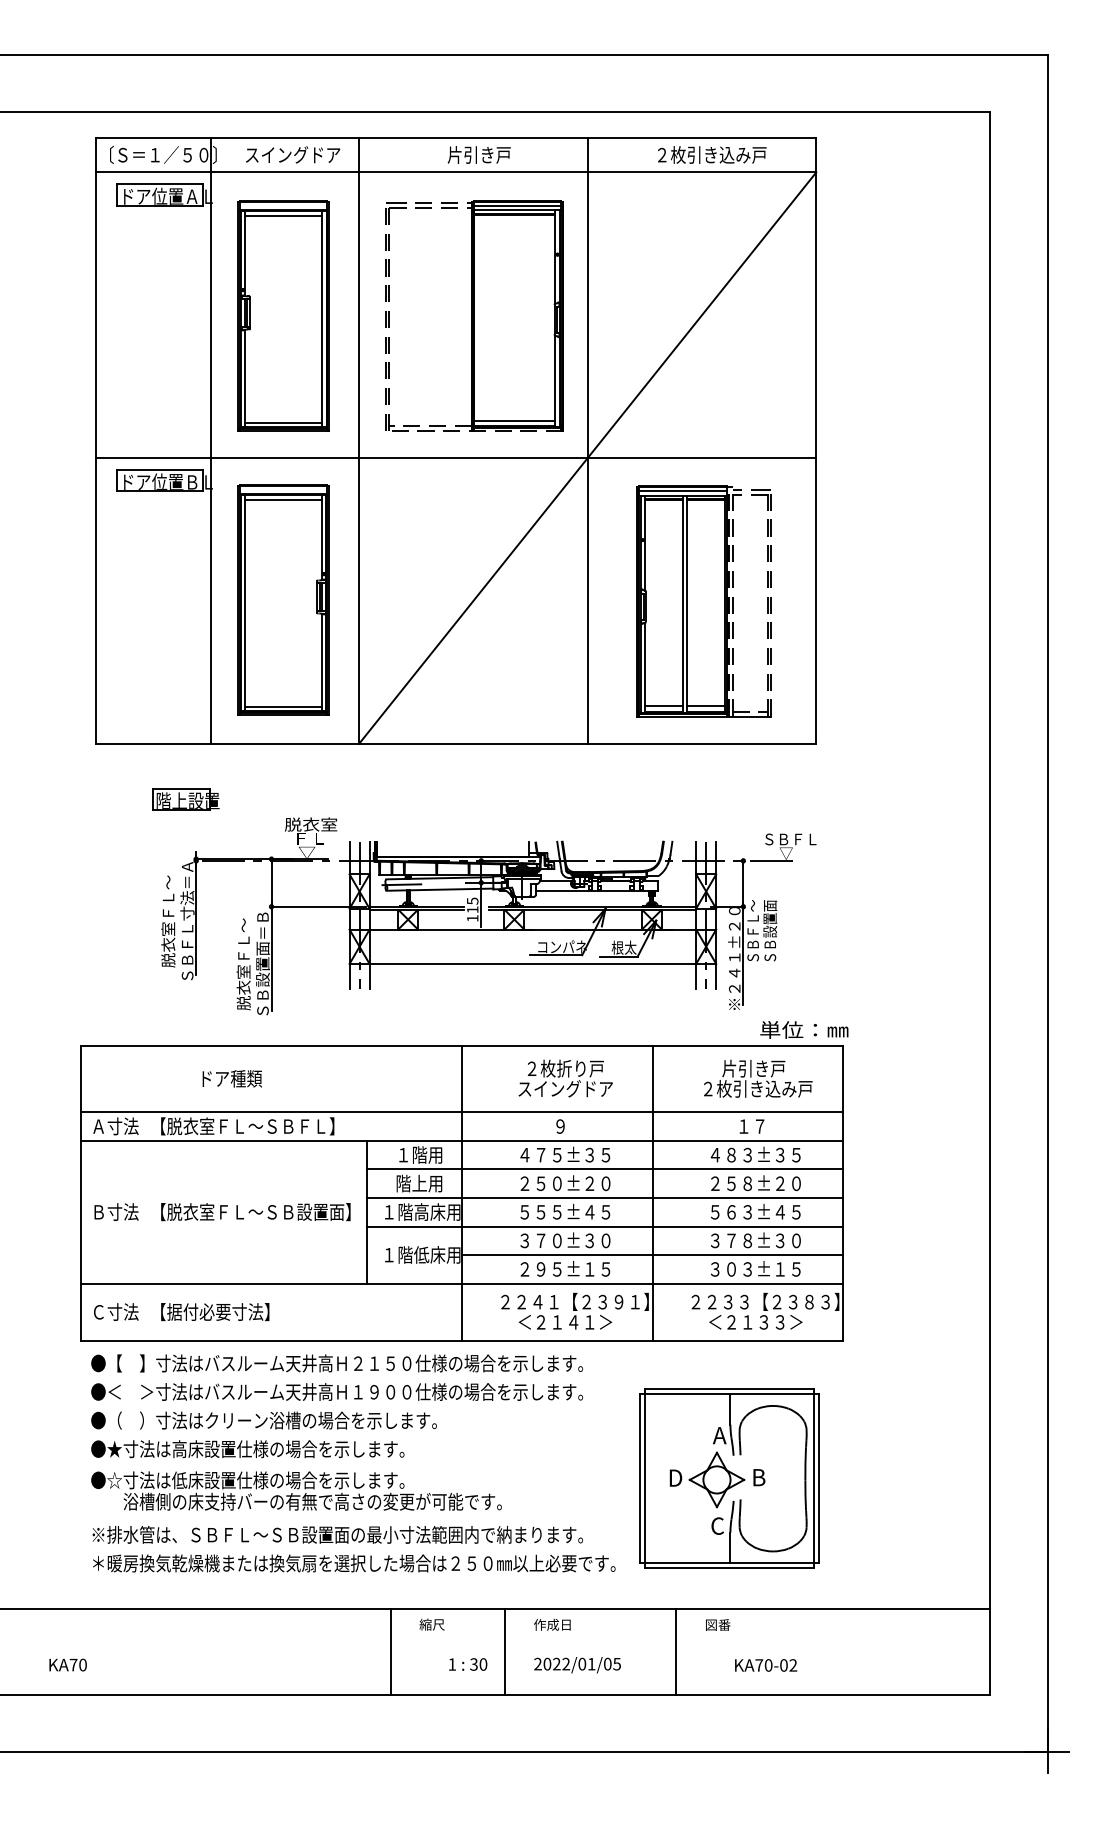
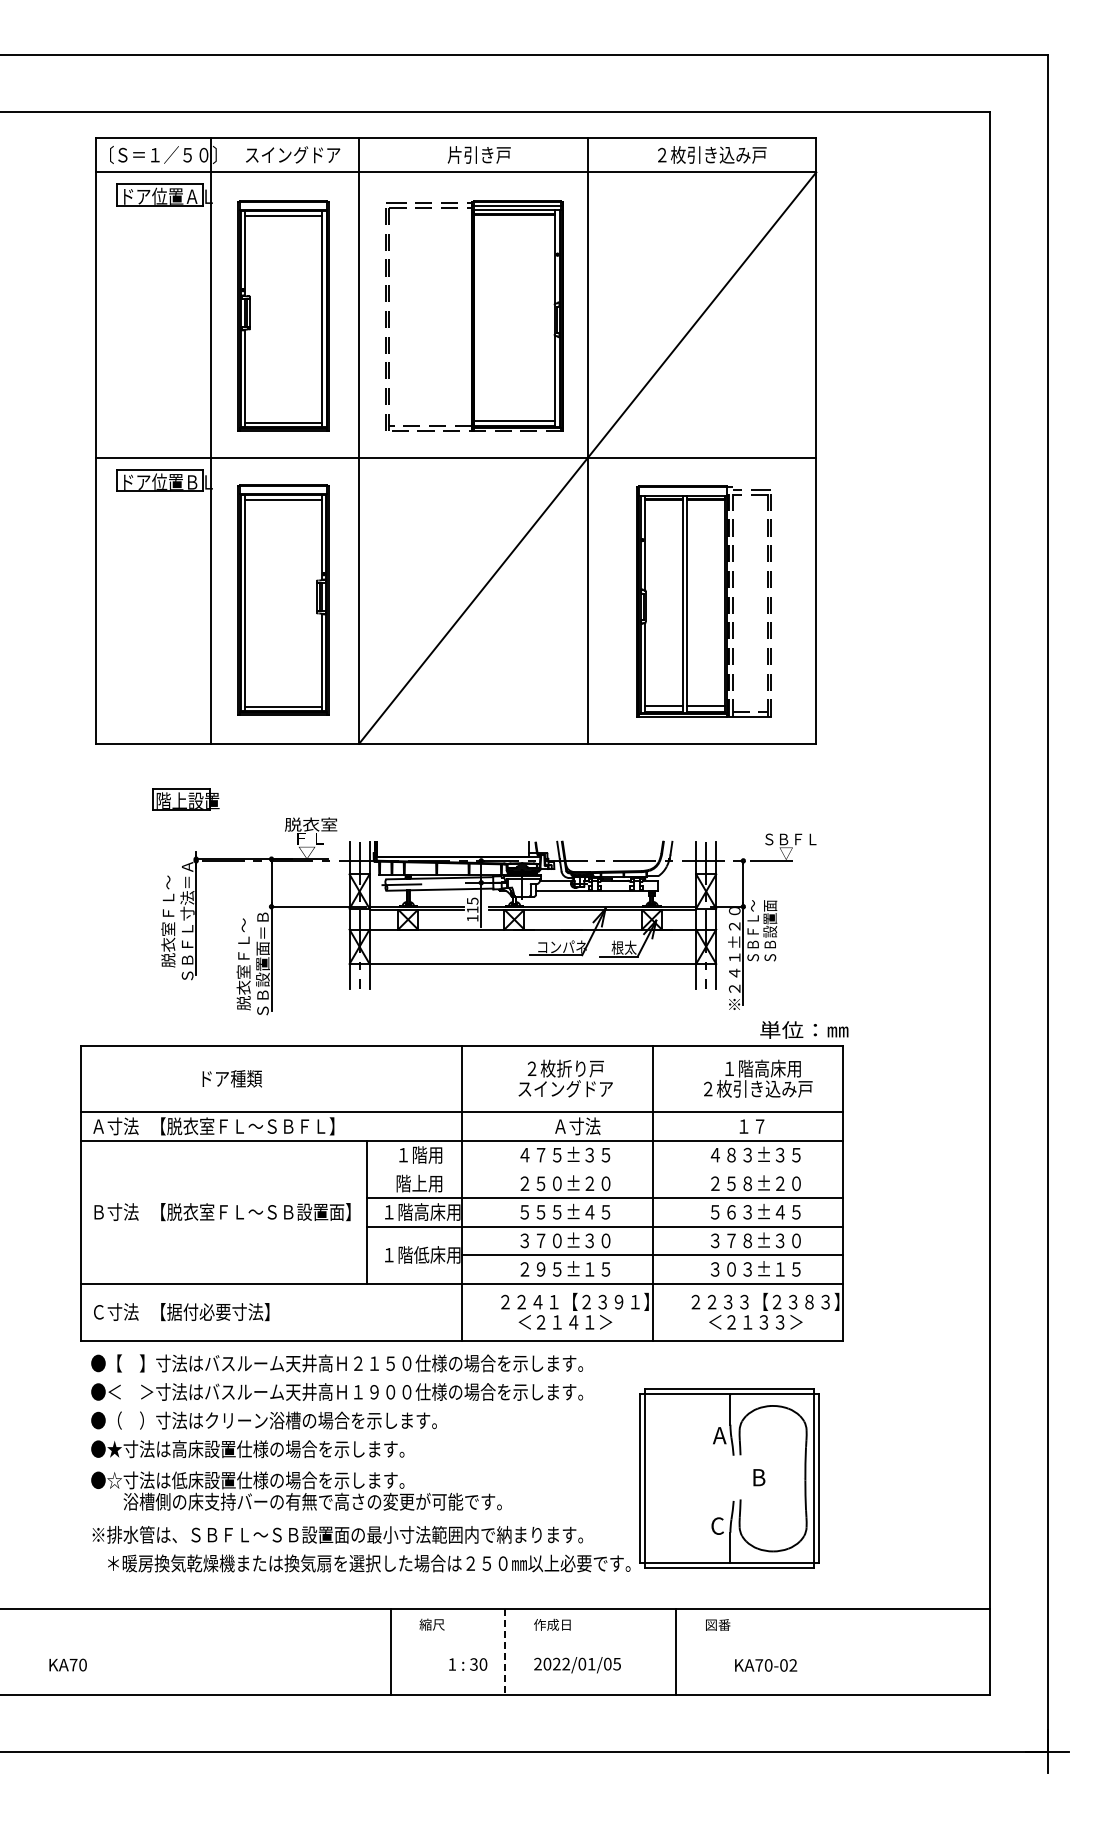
line: present -> none (682, 491)
text: 片引き戸 -> １階高床用 (761, 1068)
text: ９ -> Ａ寸法 (577, 1126)
line: present -> none (605, 1169)
part: present -> none (707, 1479)
text position: (354, 1563) -> (369, 1563) (369, 1563)
line: solid -> dashed (504, 1651)
